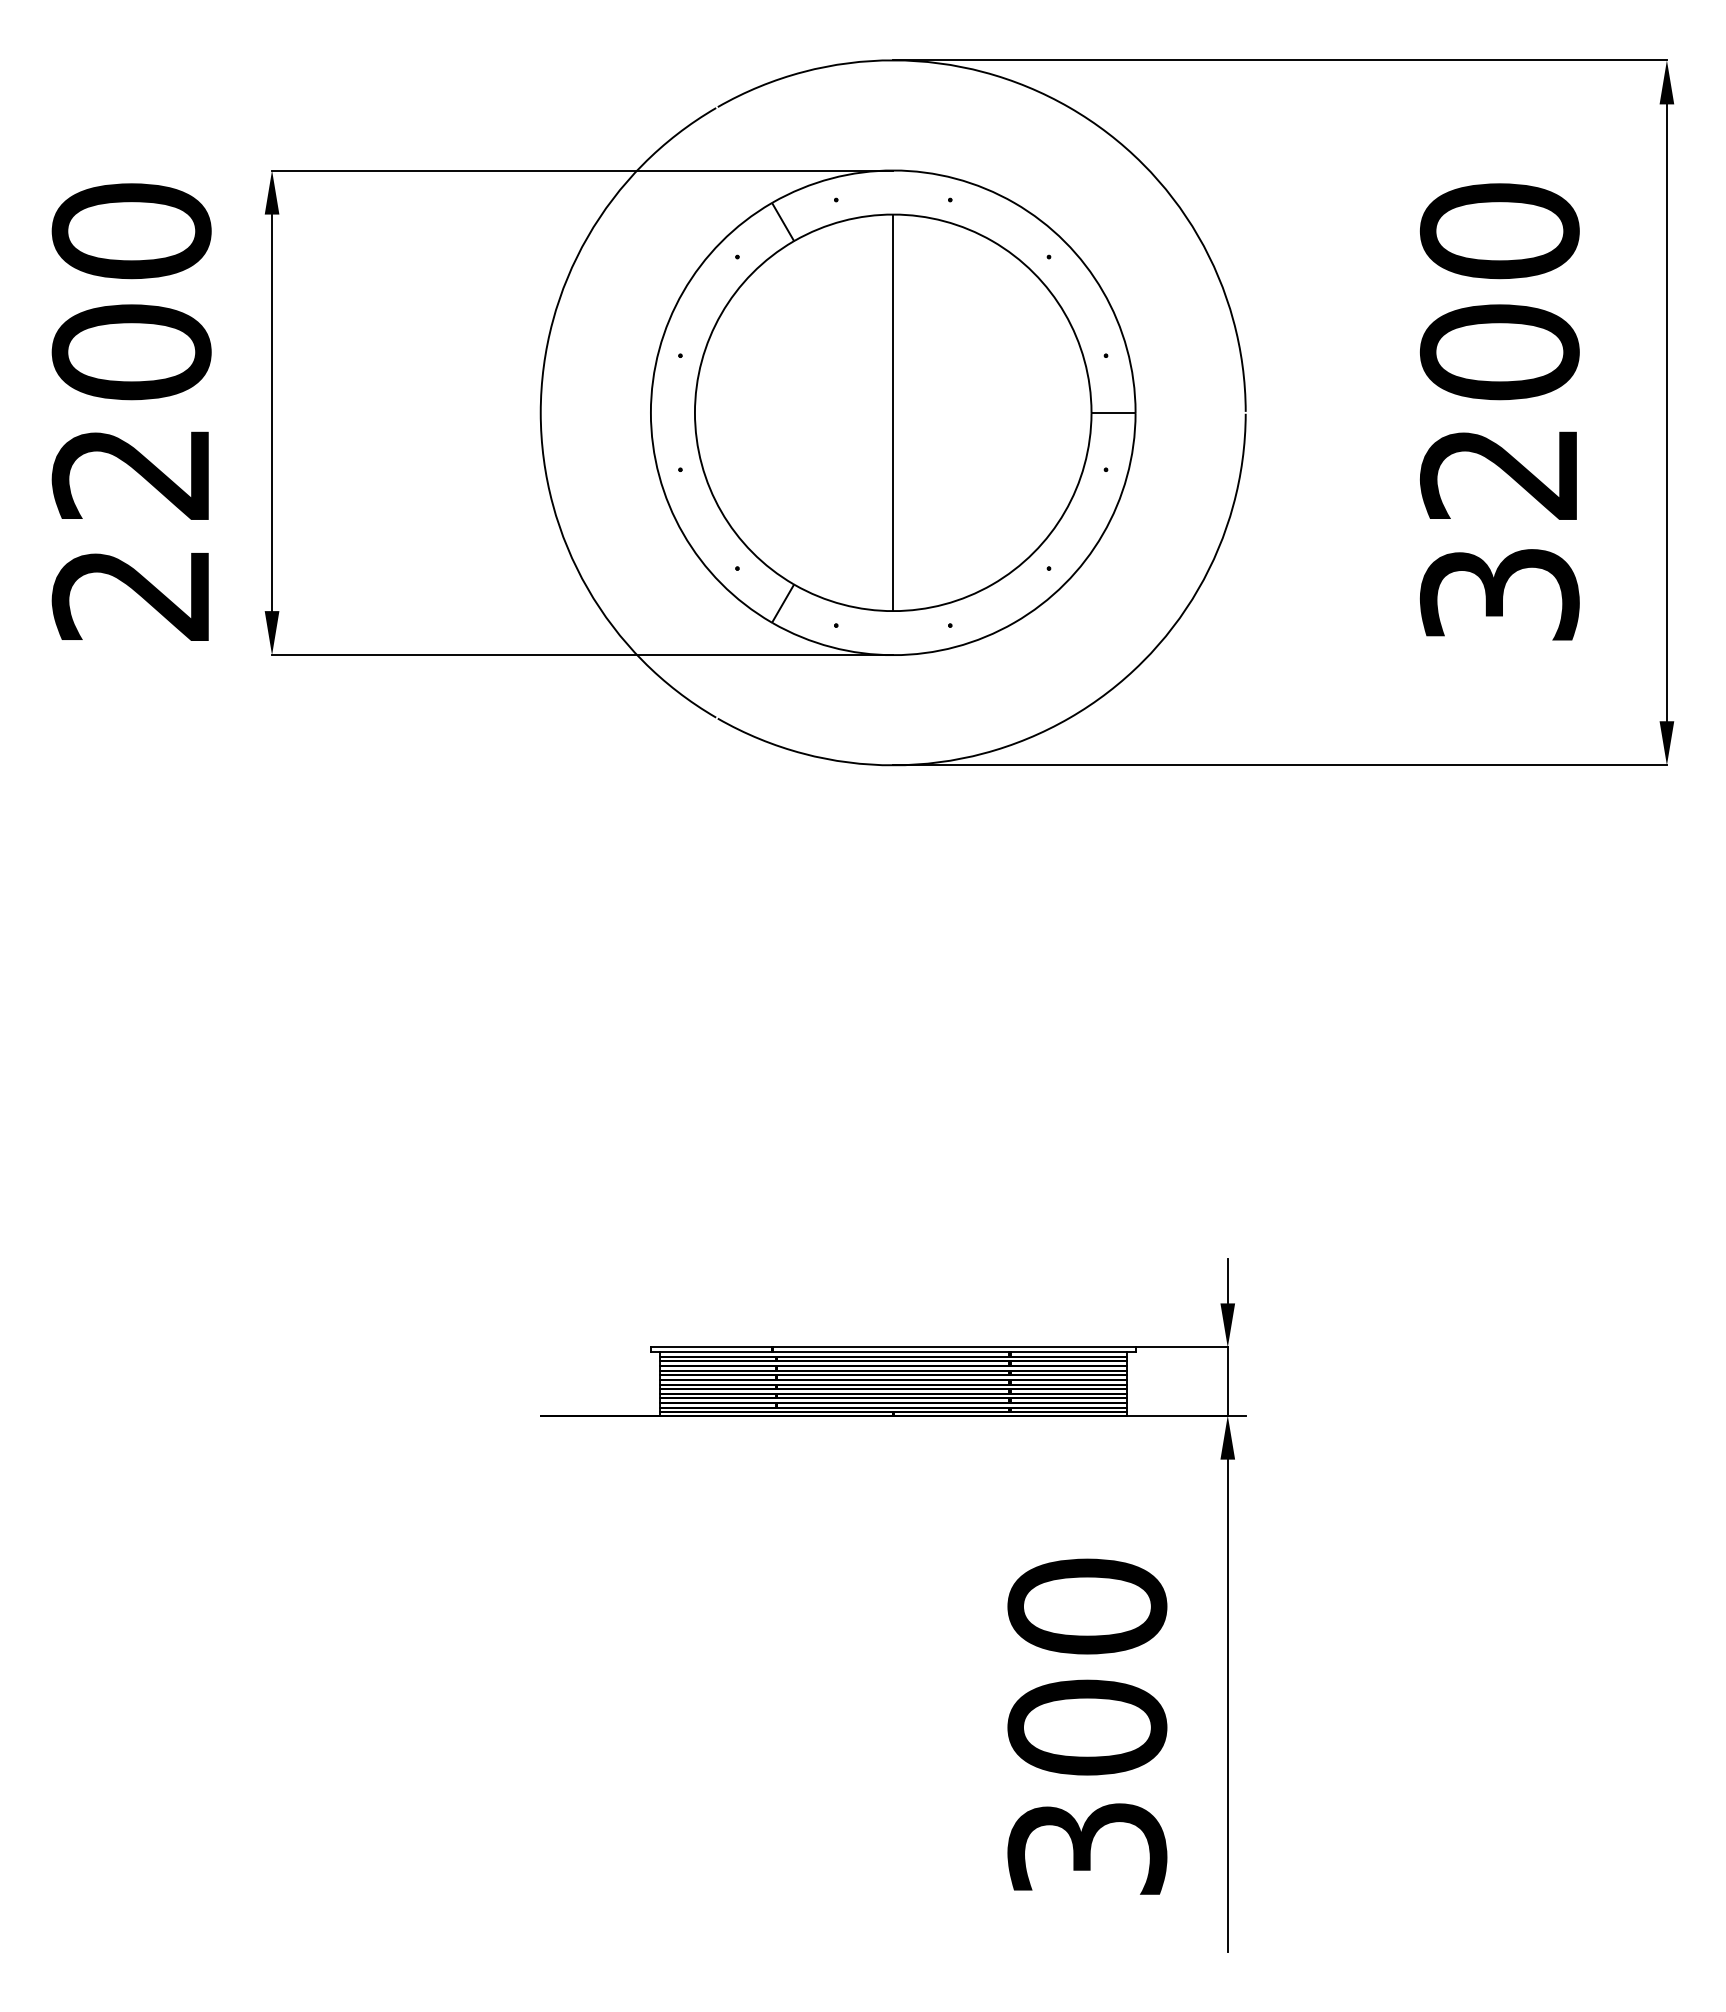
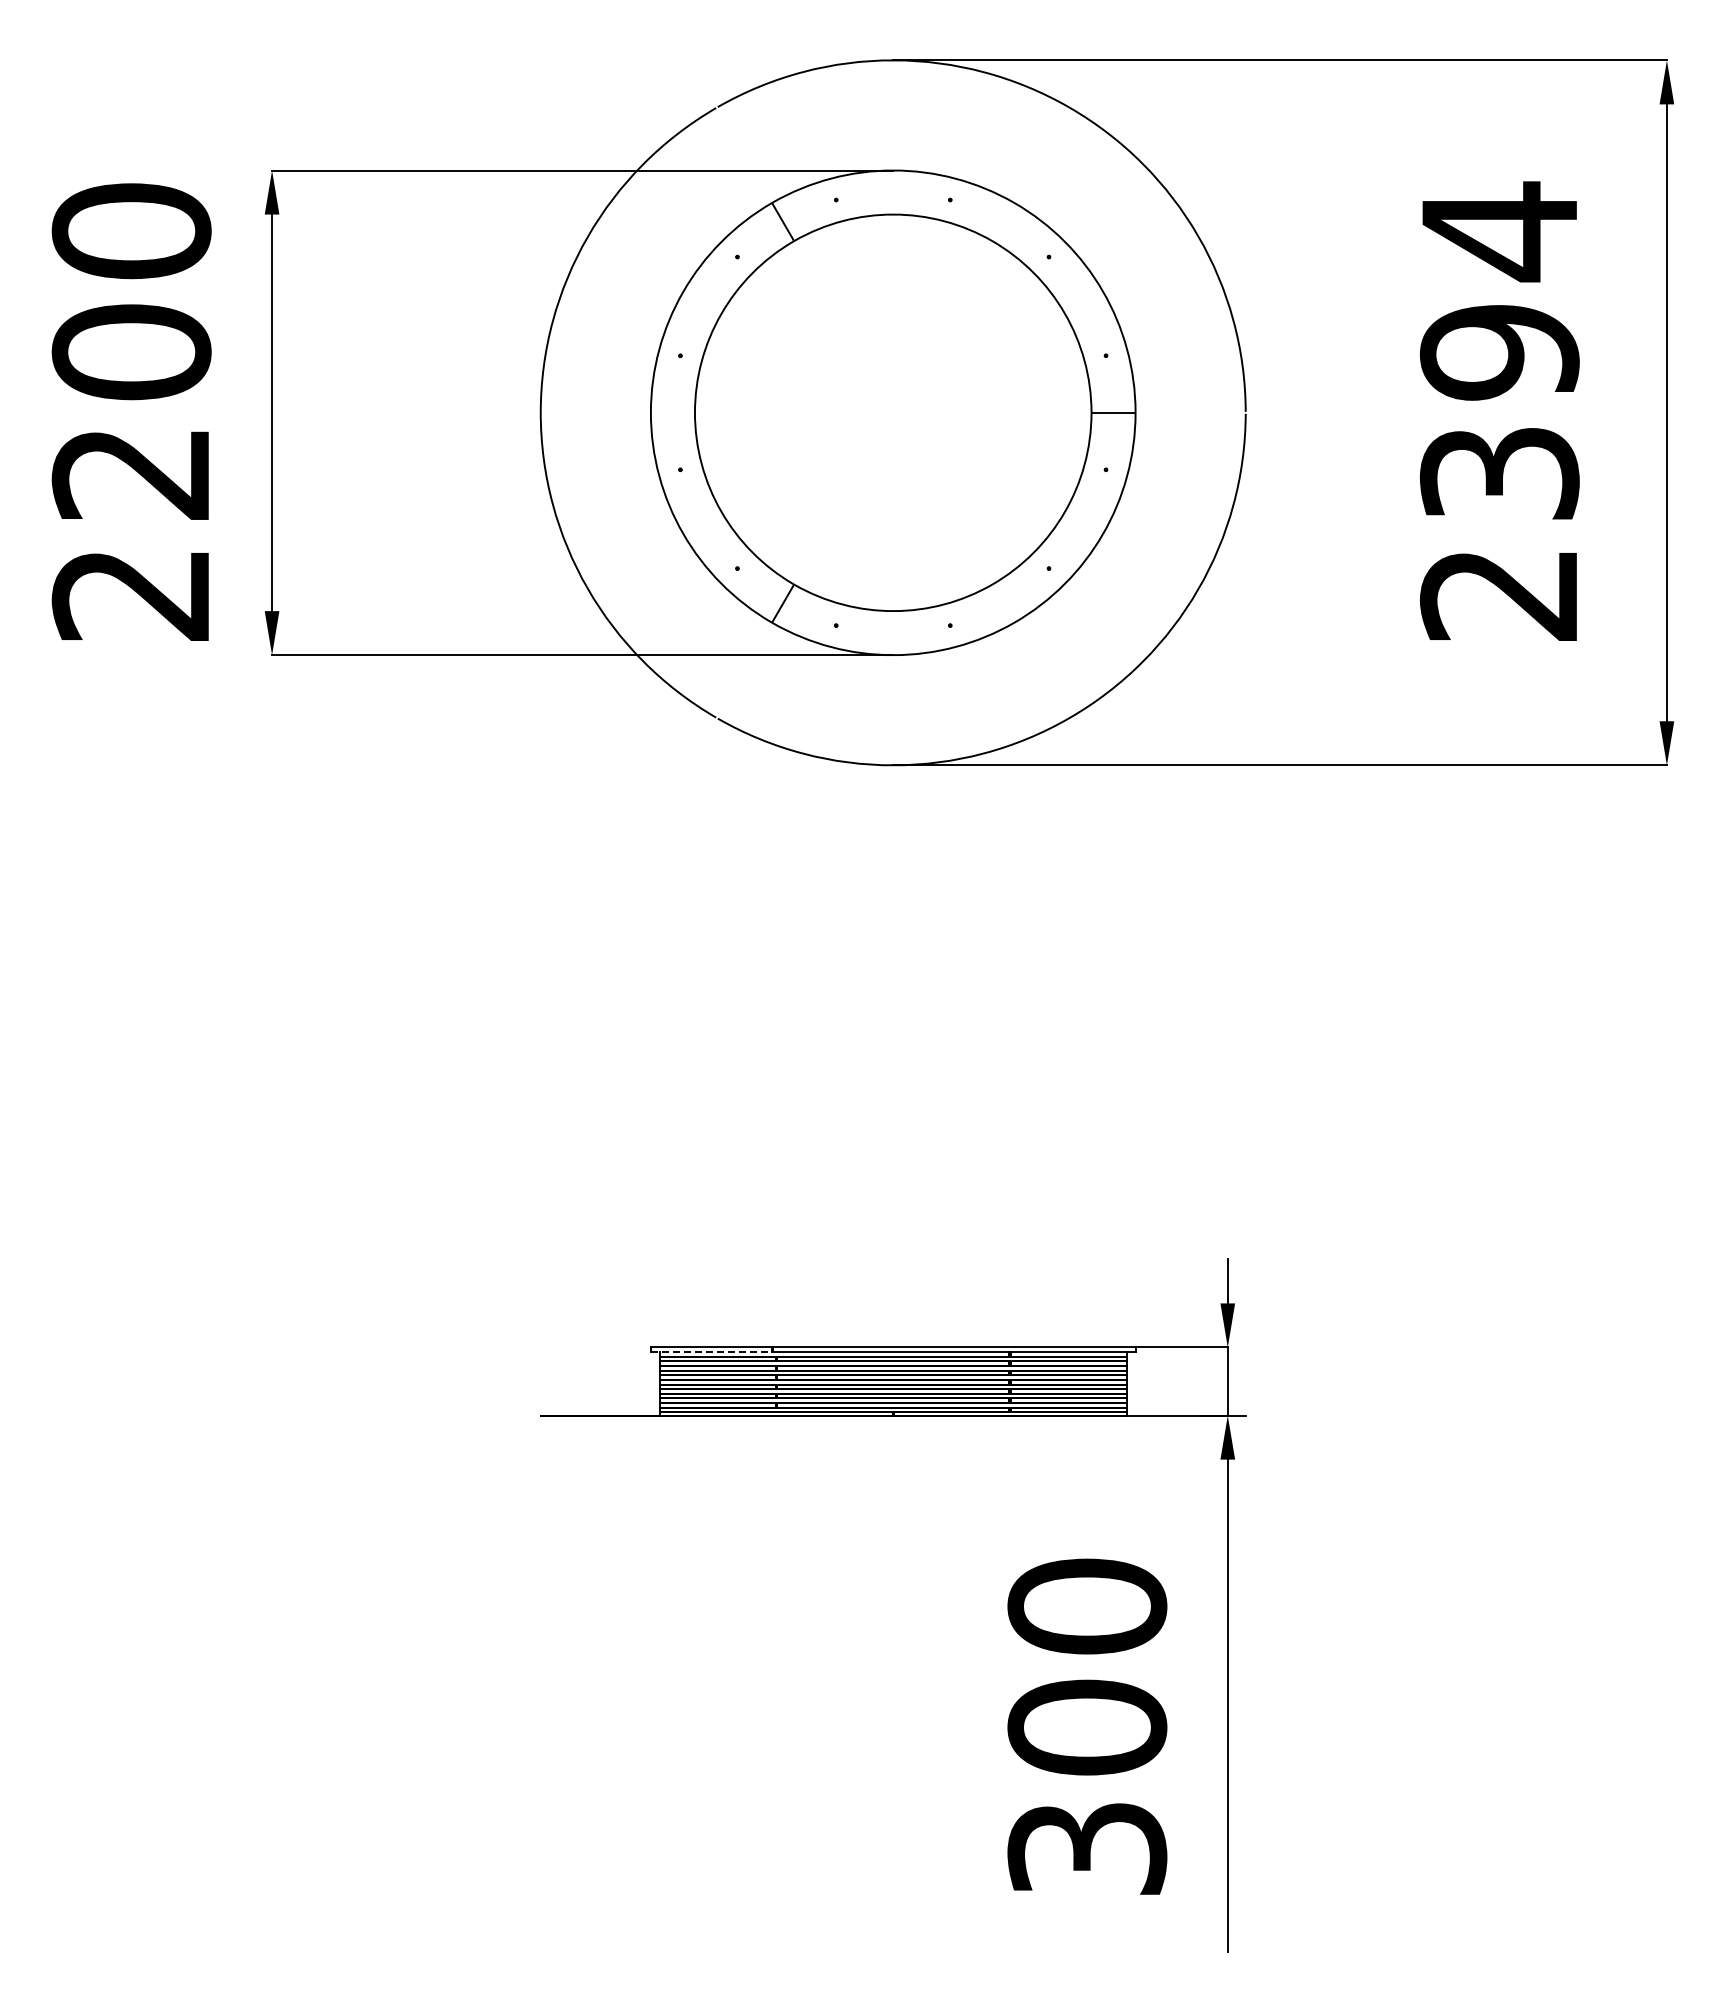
text: 3200 -> 2394 (1499, 410)
line: present -> none (893, 412)
line: solid -> dashed (711, 1352)
